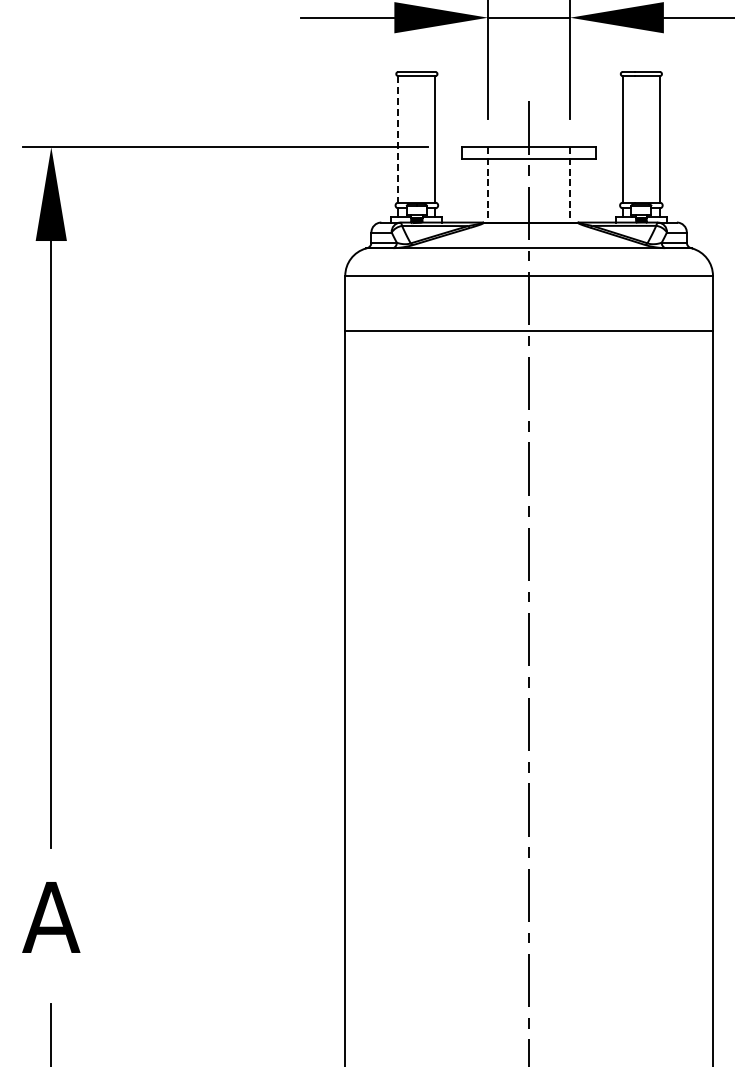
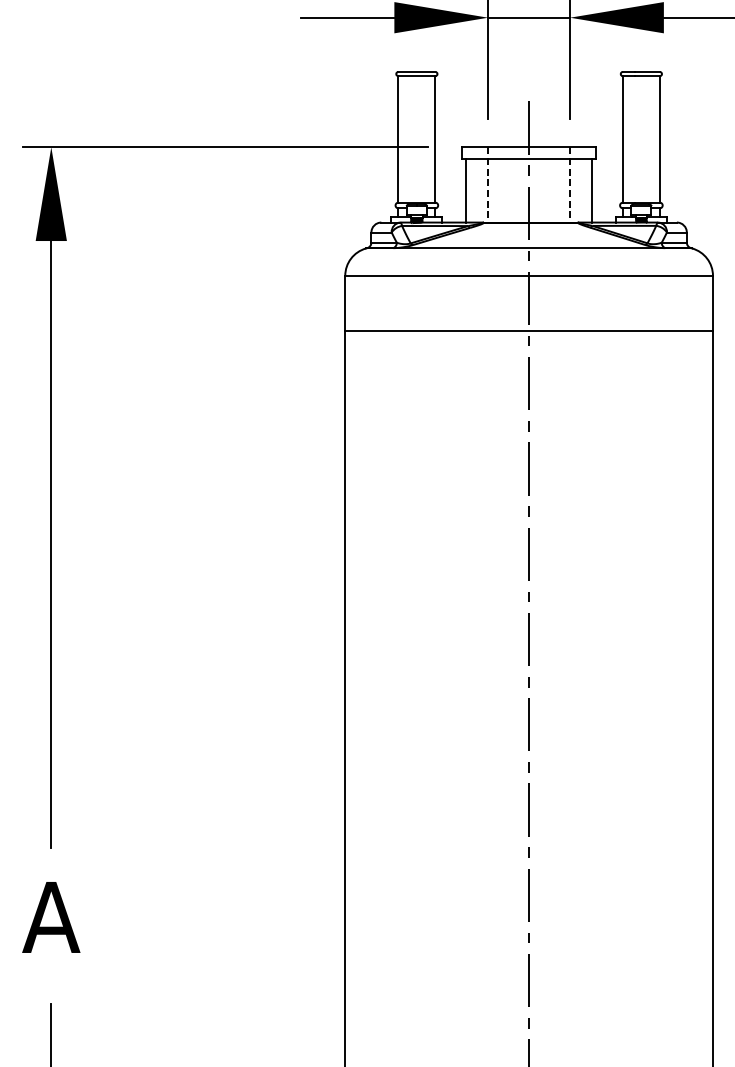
line: dashed -> solid (398, 139)
line: none -> present (465, 190)
line: none -> present (592, 190)
